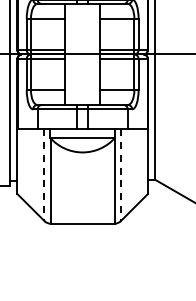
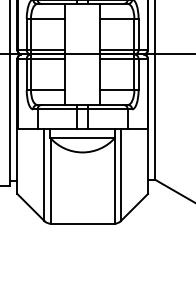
line: dashed -> solid (44, 175)
line: dashed -> solid (120, 175)
